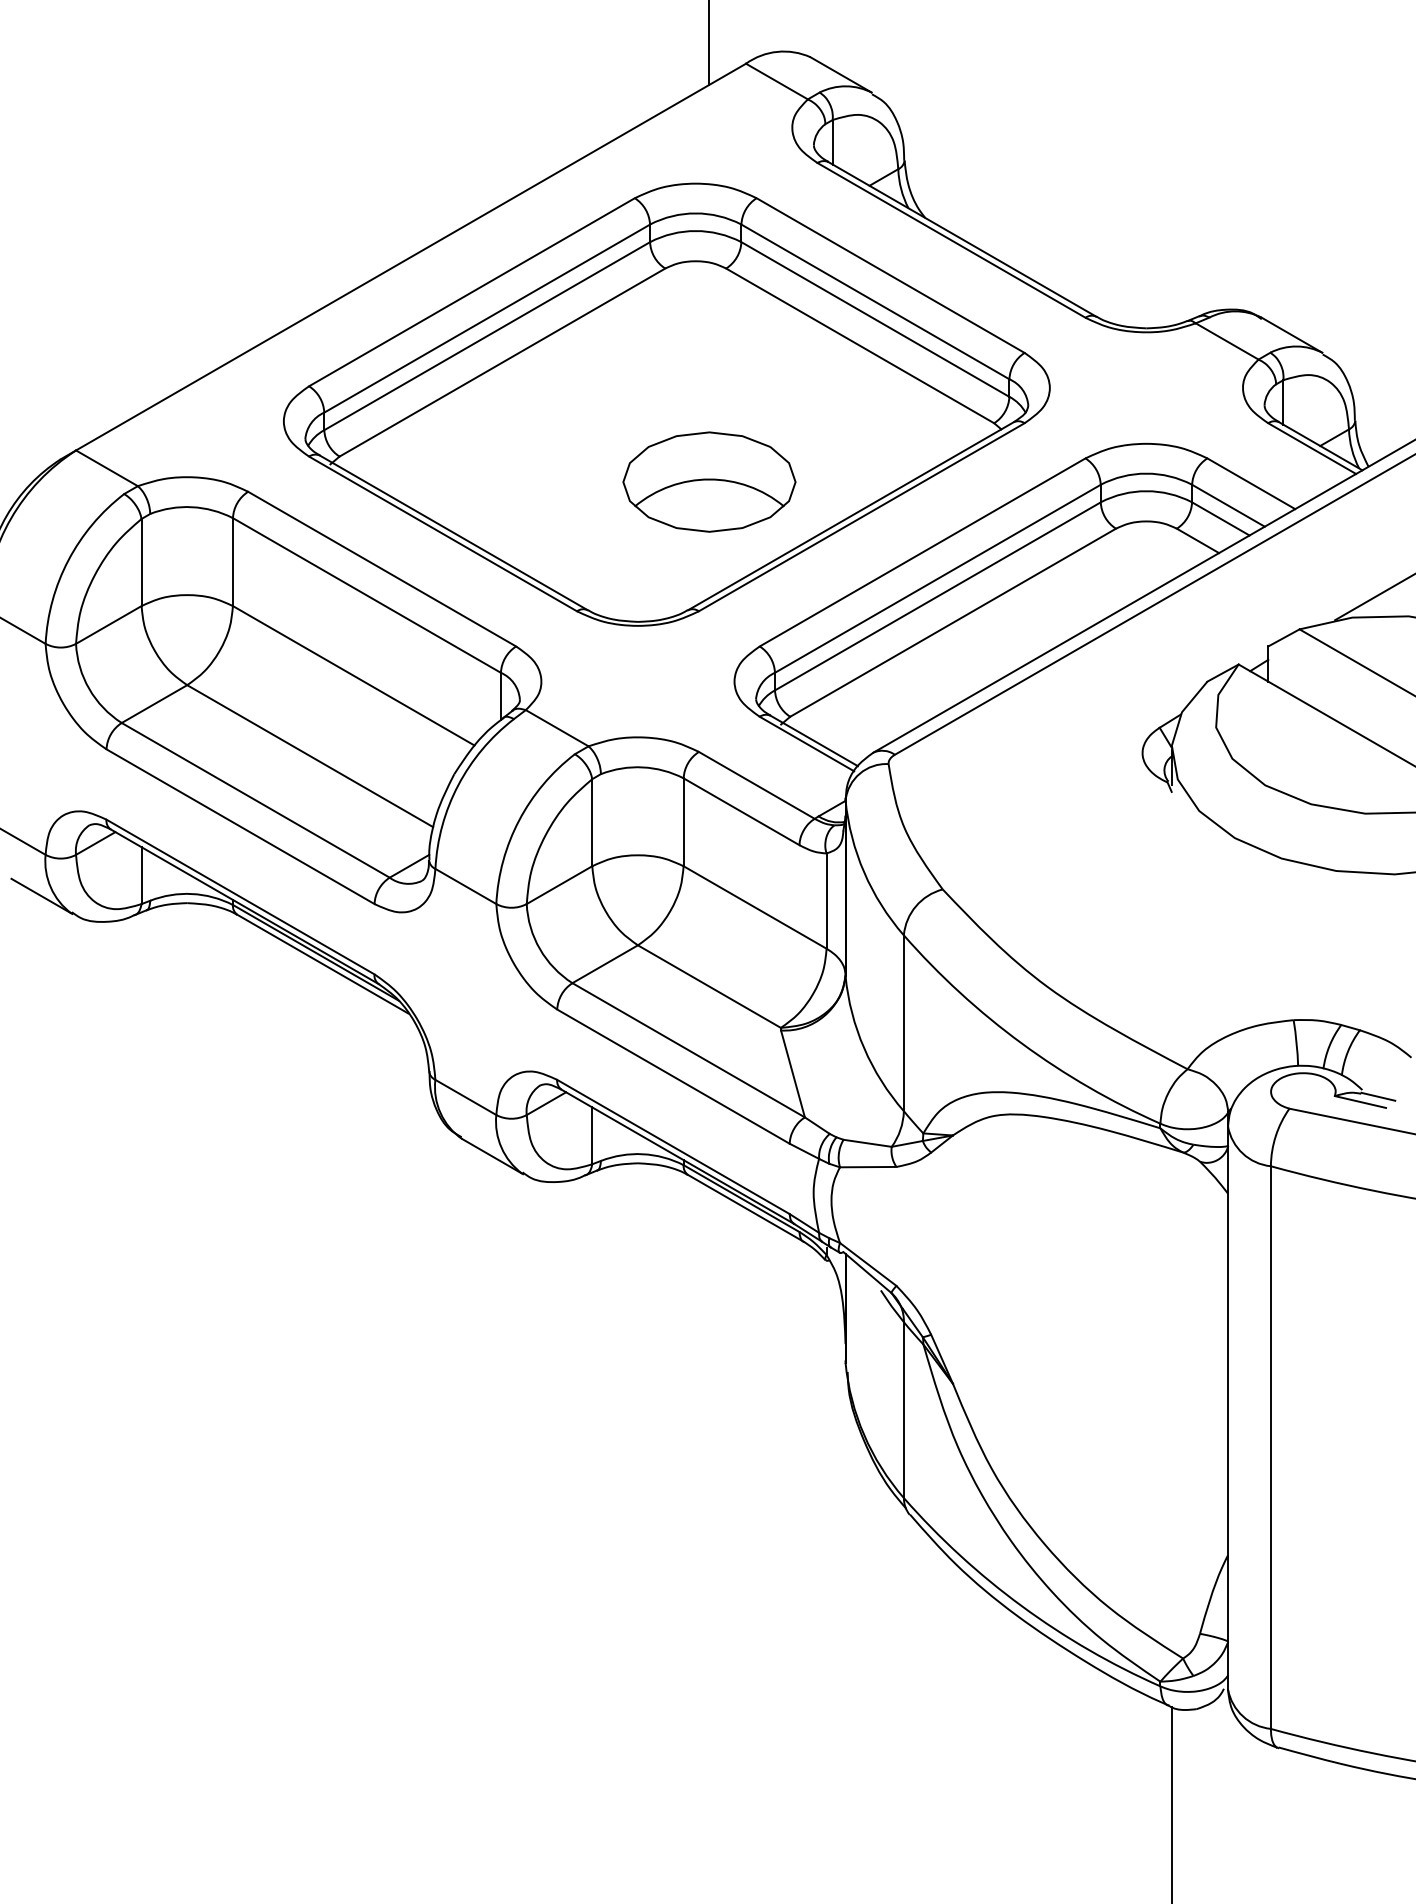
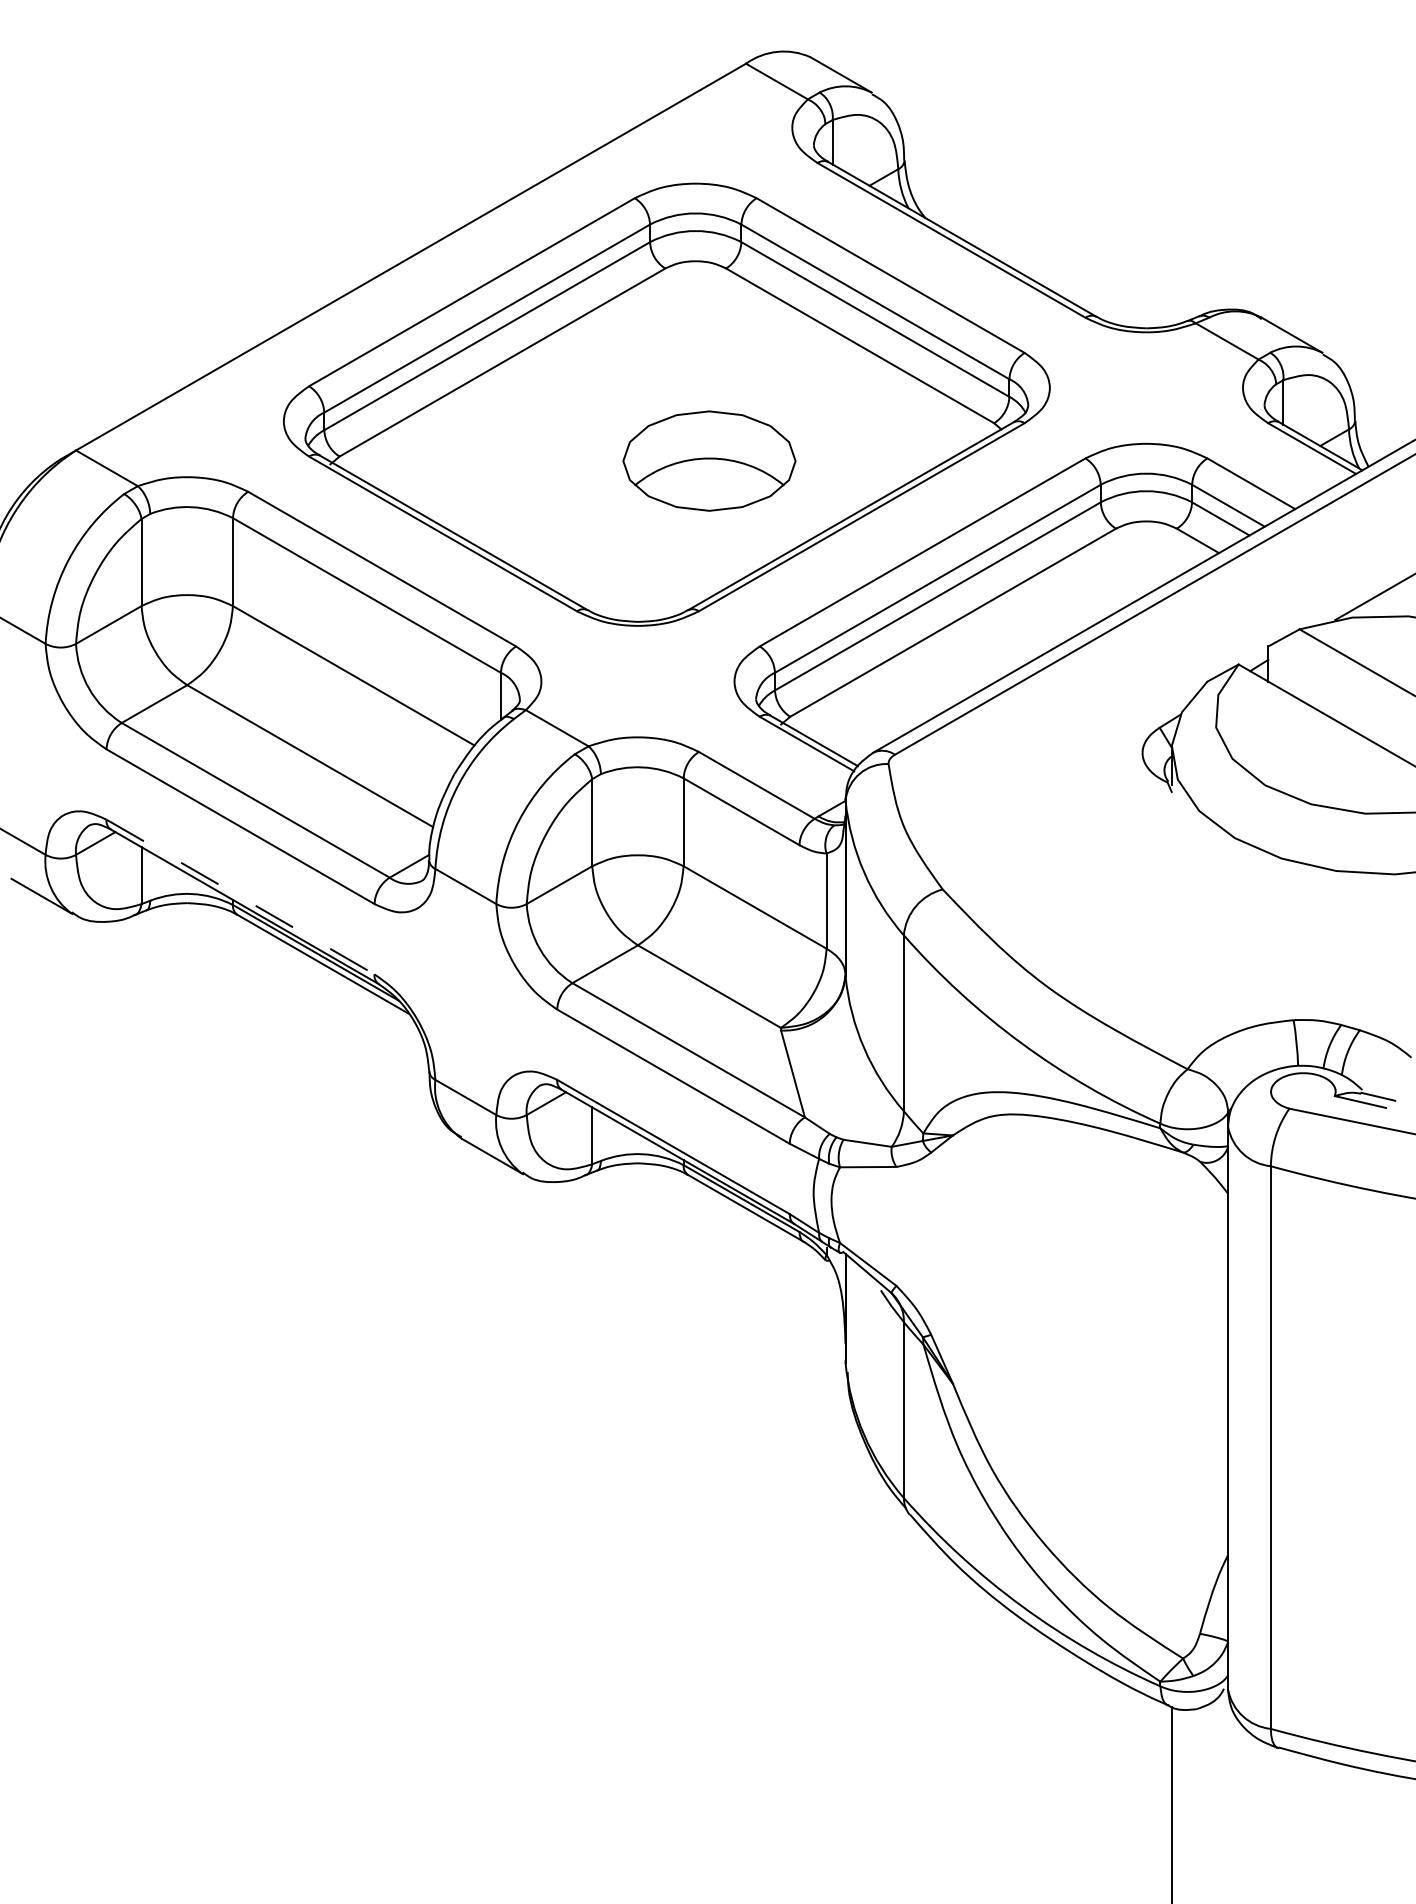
line: present -> none (709, 43)
part position: (709, 481) -> (709, 460) (709, 460)
line: solid -> dashed (240, 897)
